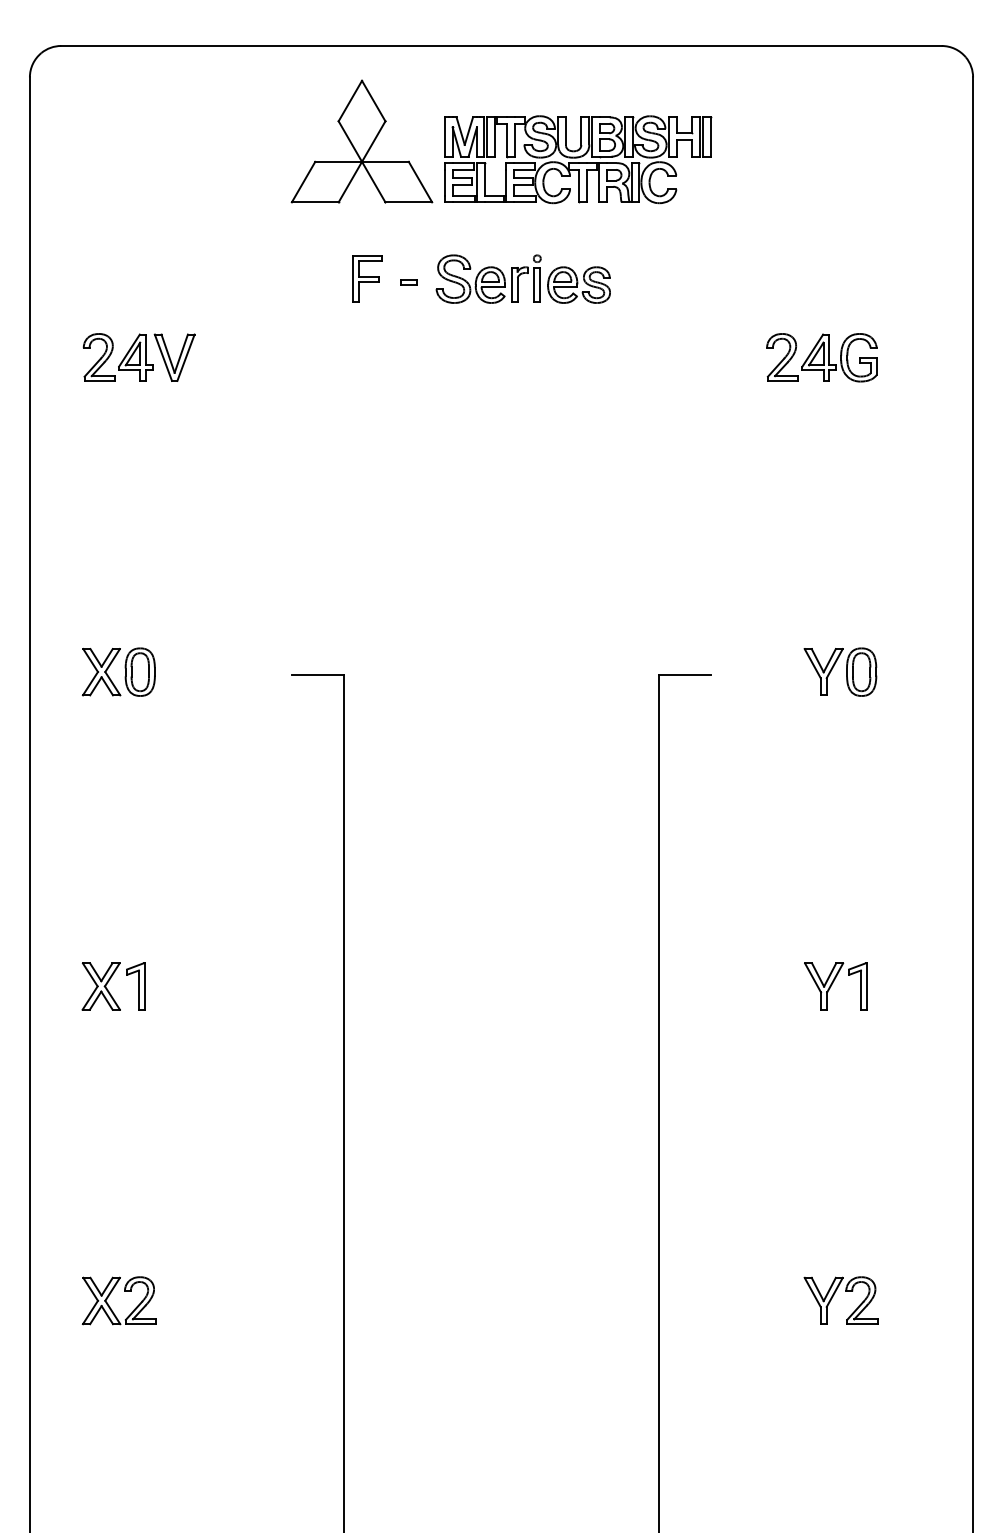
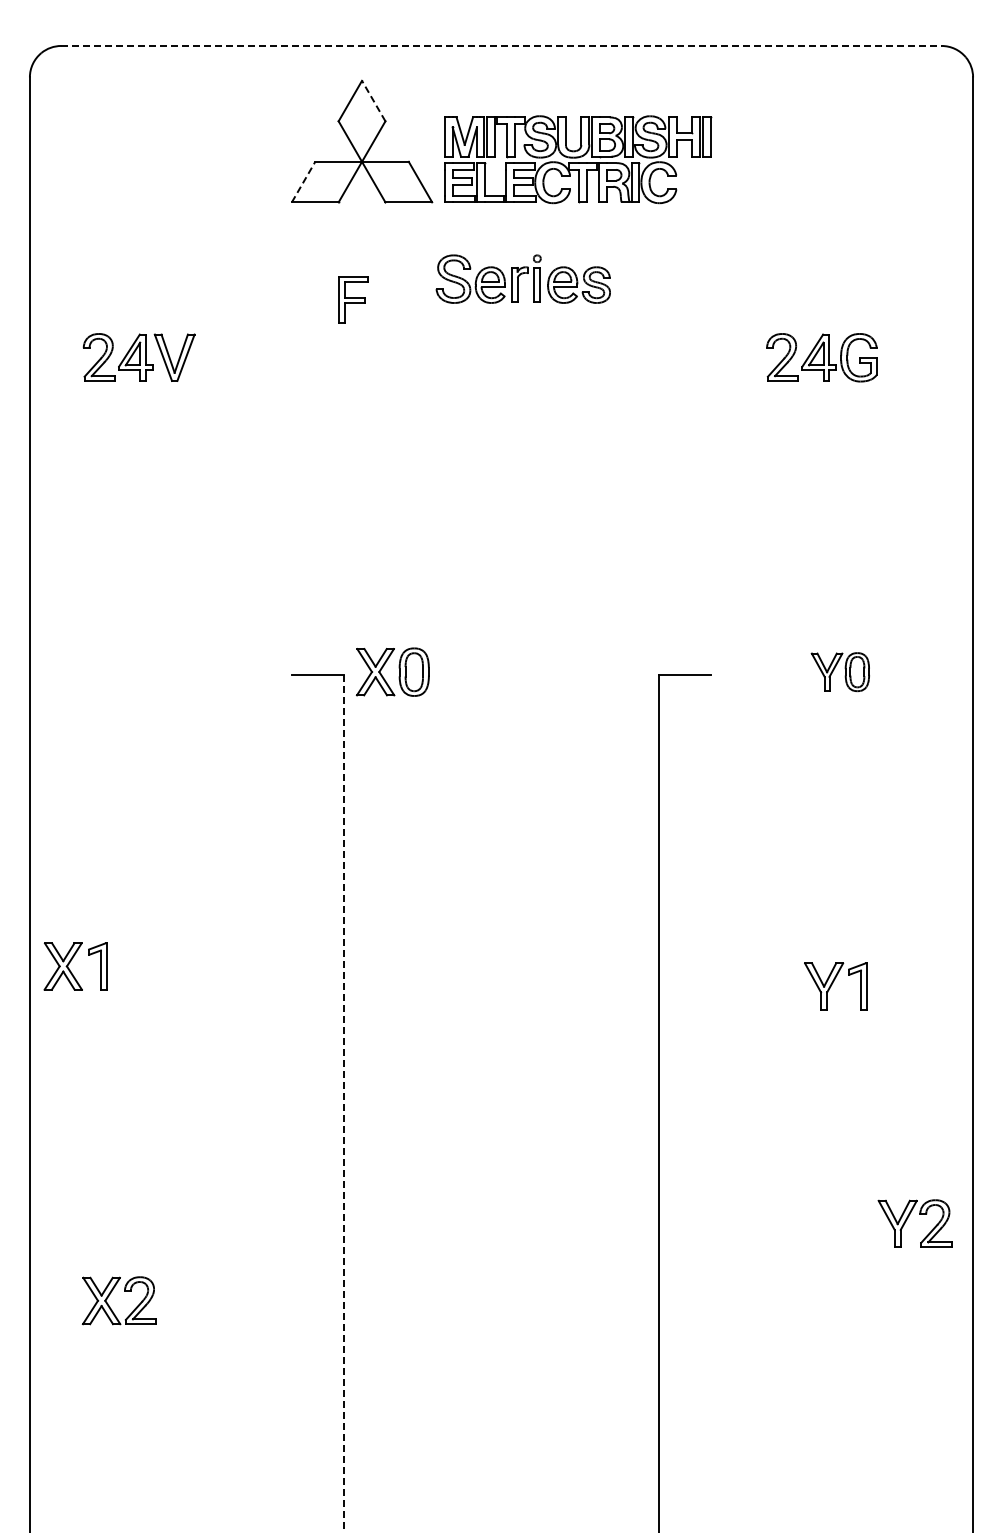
line: solid -> dashed (501, 45)
line: solid -> dashed (373, 100)
line: solid -> dashed (303, 181)
part position: (367, 278) -> (353, 299) (353, 299)
part: present -> none (408, 282)
part position: (124, 668) -> (398, 668) (398, 668)
part size: 75x50 px -> 60x41 px (839, 672)
part position: (113, 986) -> (75, 966) (75, 966)
line: solid -> dashed (344, 1103)
part position: (834, 1295) -> (908, 1218) (908, 1218)
